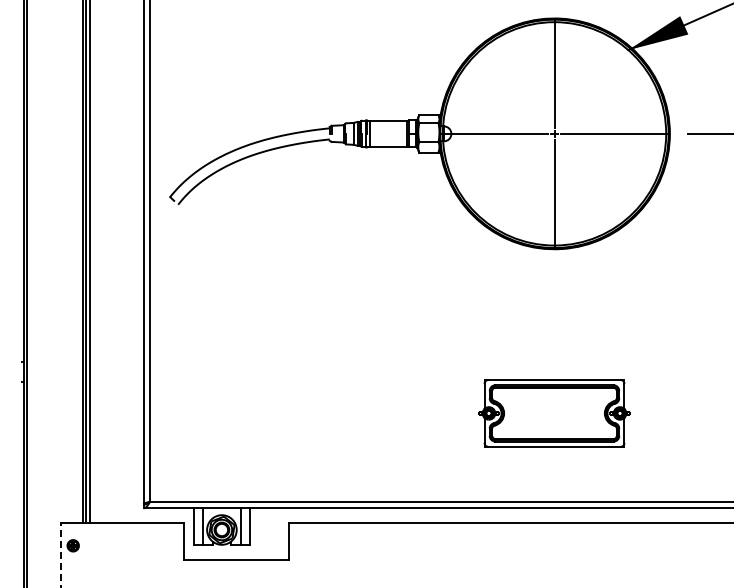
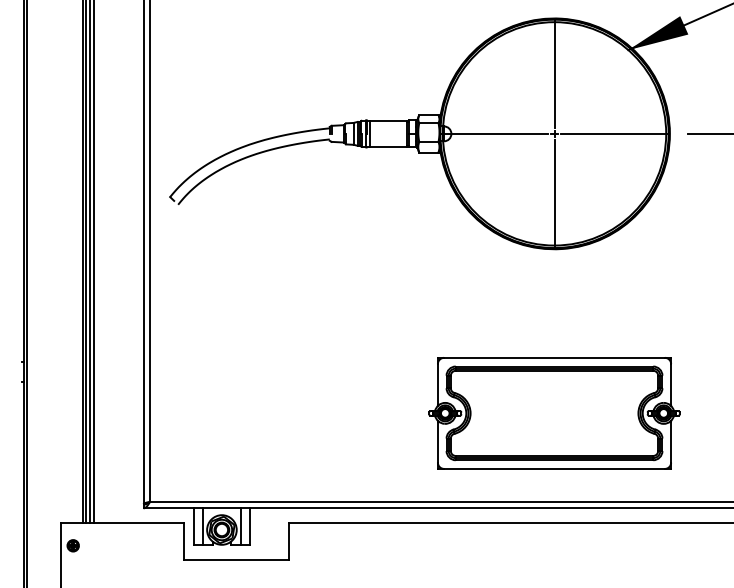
line: none -> present (93, 262)
part size: 153x69 px -> 253x113 px (554, 413)
line: dashed -> solid (60, 554)
